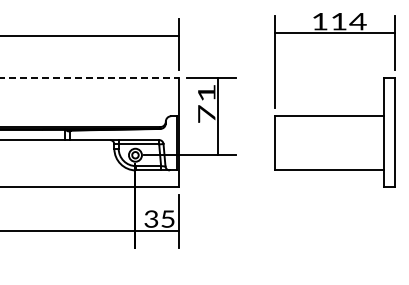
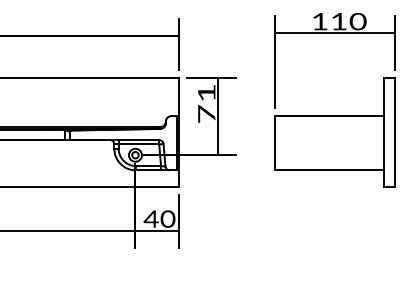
text: 114 -> 110 (357, 21)
line: dashed -> solid (89, 78)
text: 35 -> 40 (159, 218)
